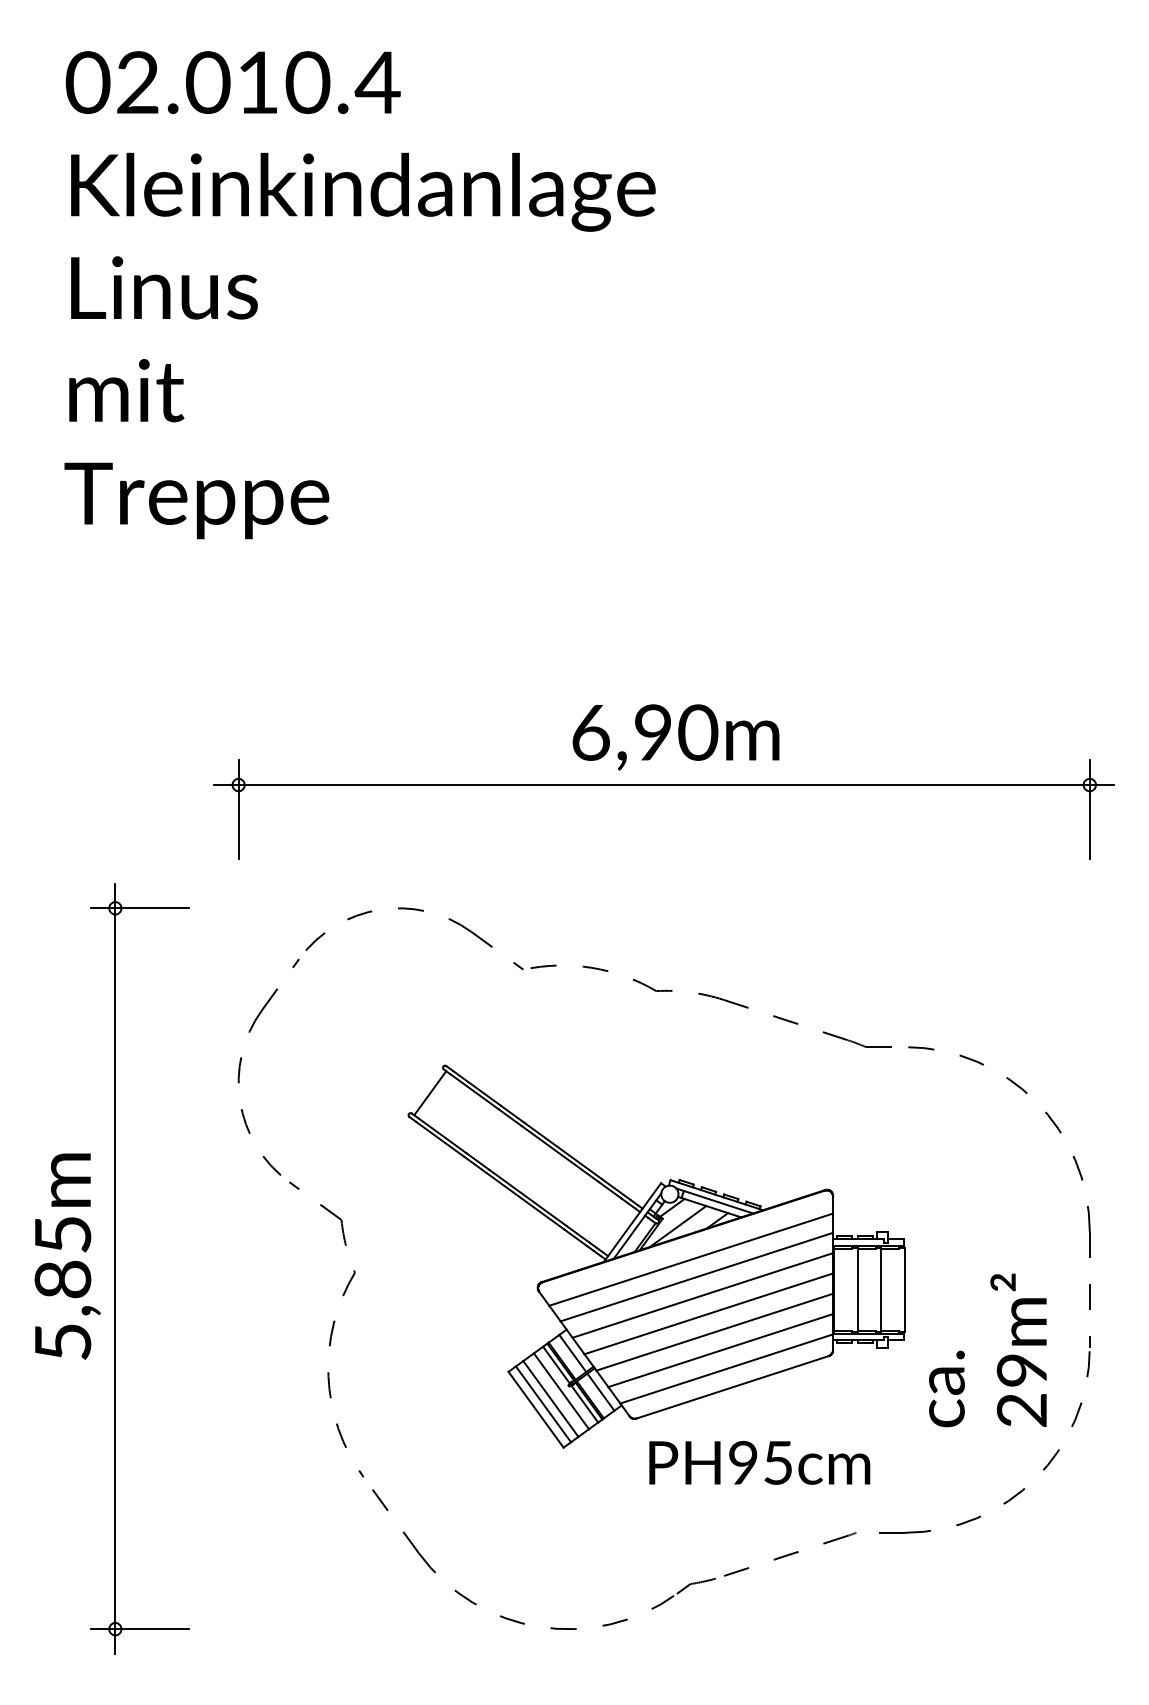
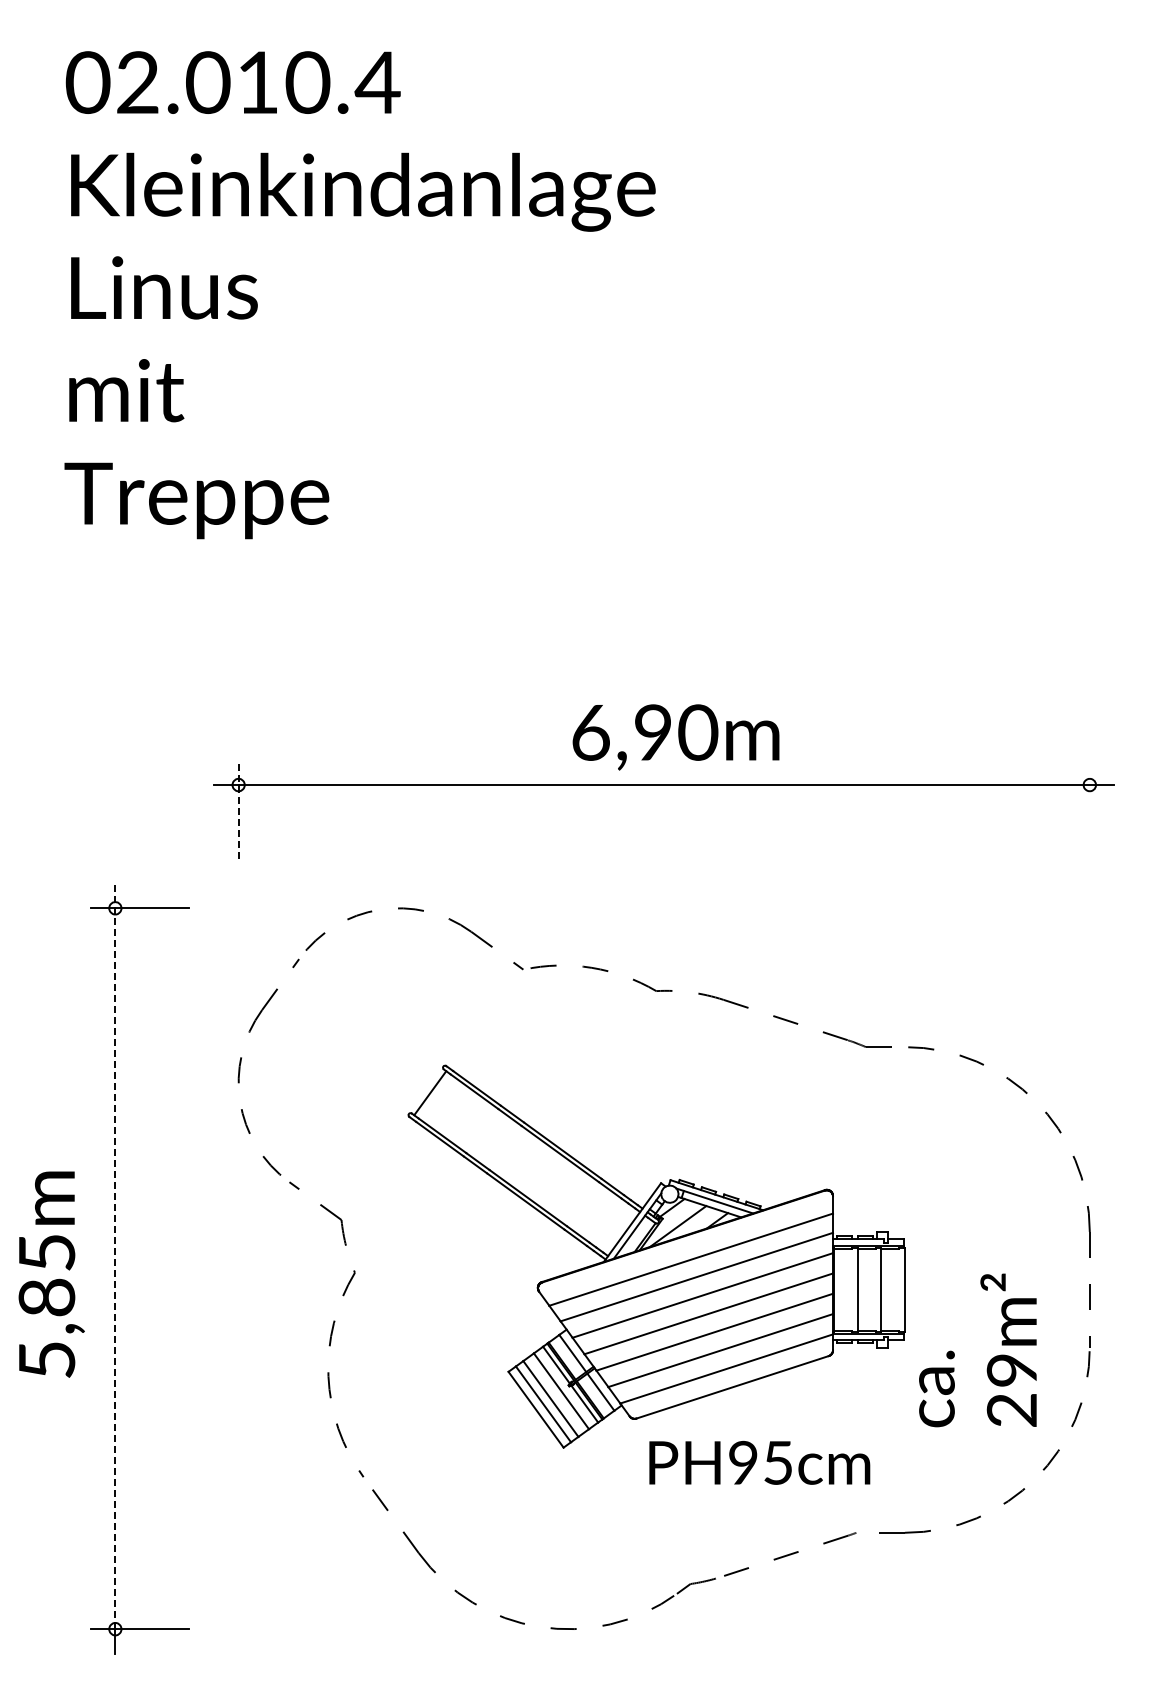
line: solid -> dashed (238, 809)
line: present -> none (1089, 809)
text position: (67, 1256) -> (51, 1274) (51, 1274)
line: solid -> dashed (115, 1256)
text position: (987, 1350) -> (977, 1350) (977, 1350)
